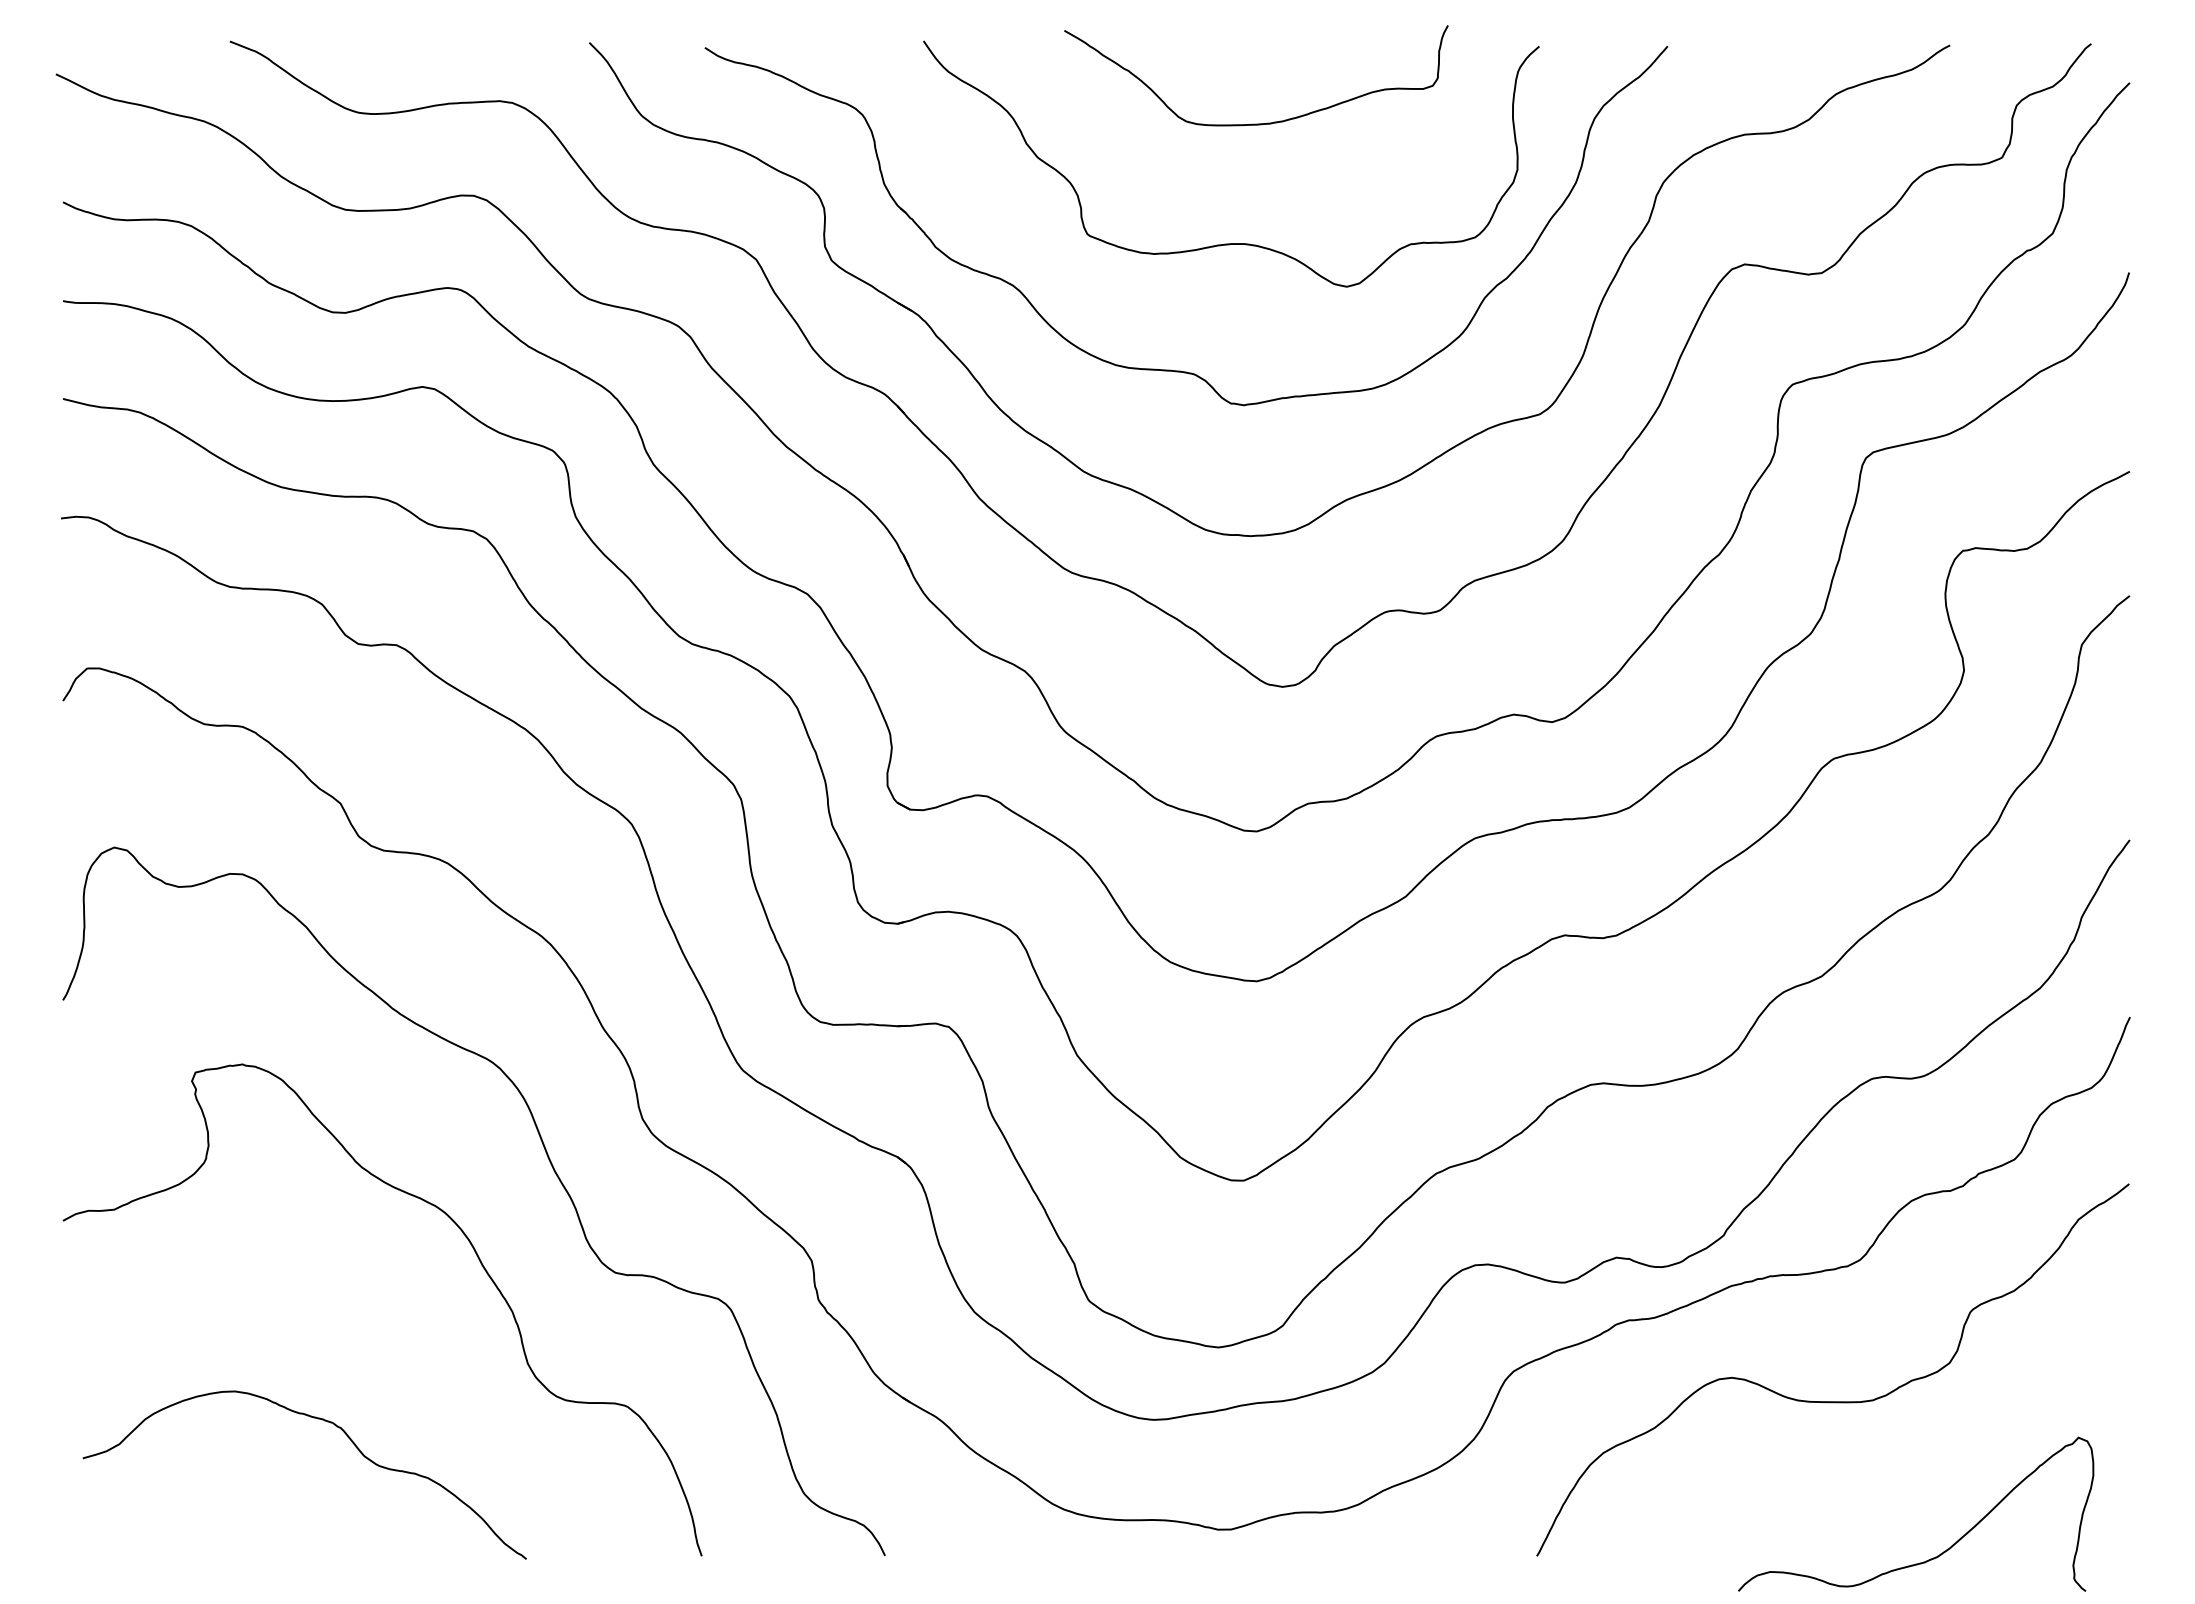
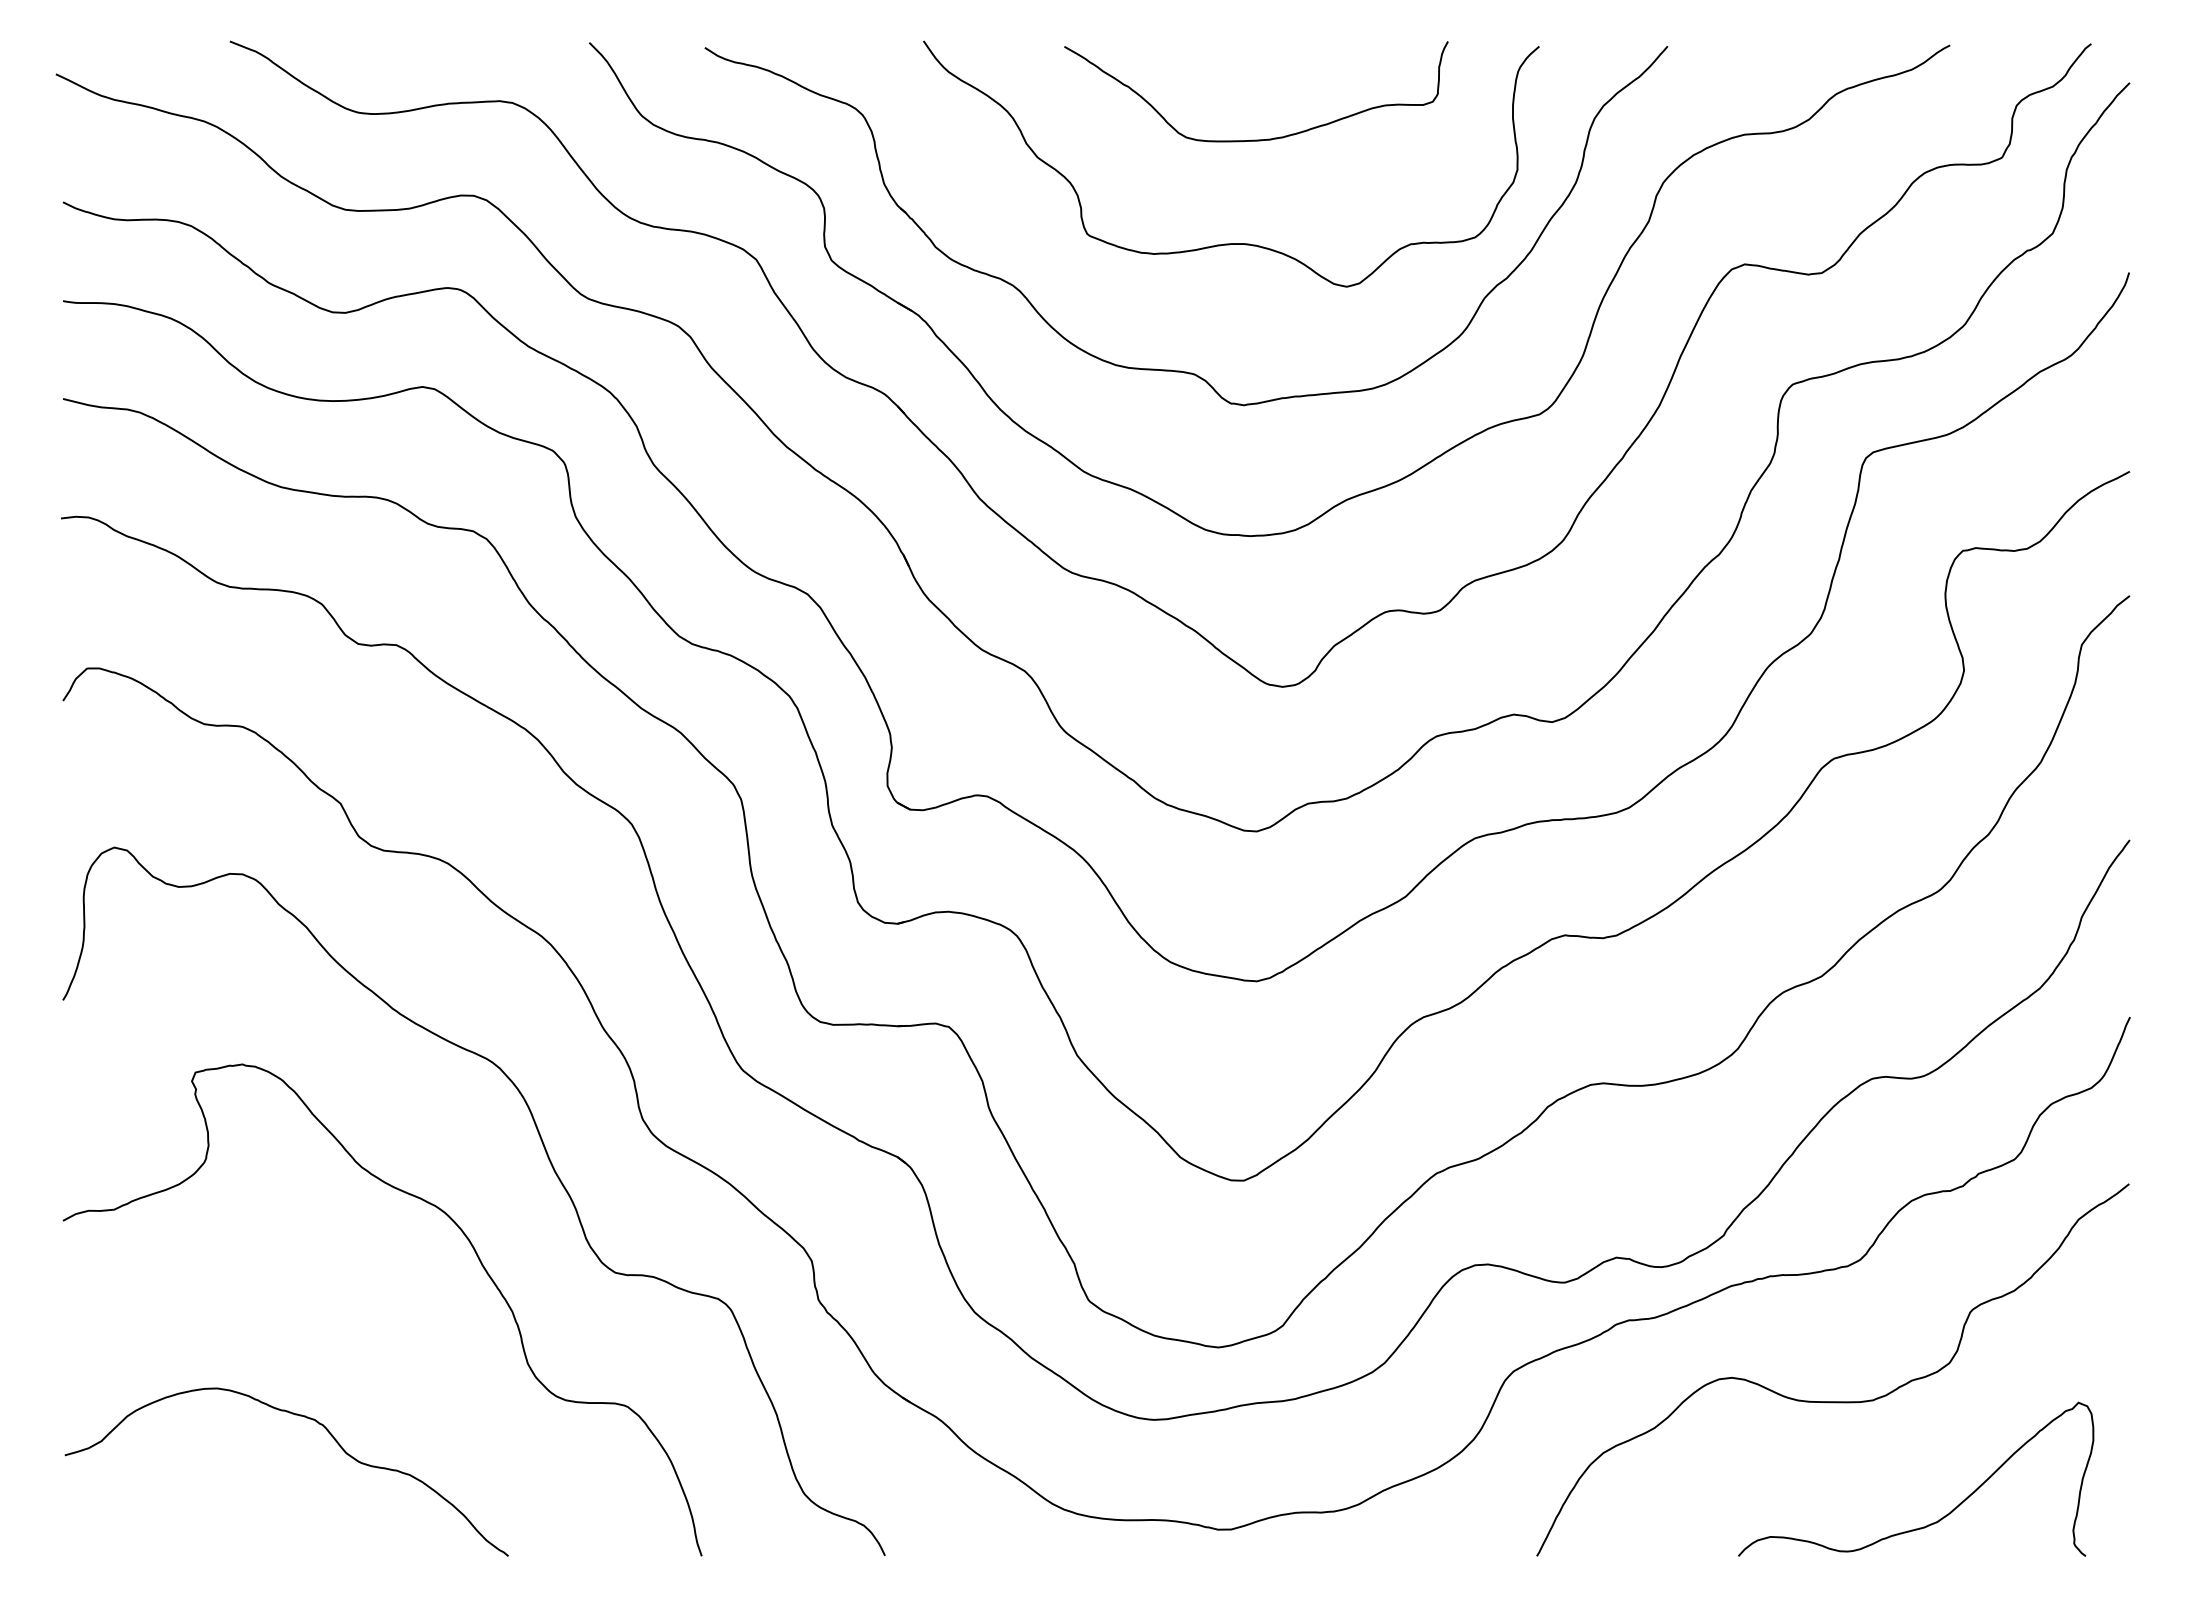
curve position: (1256, 123) -> (1256, 139) (1256, 139)
curve position: (317, 1419) -> (299, 1416) (299, 1416)
curve position: (1944, 1550) -> (1944, 1515) (1944, 1515)
